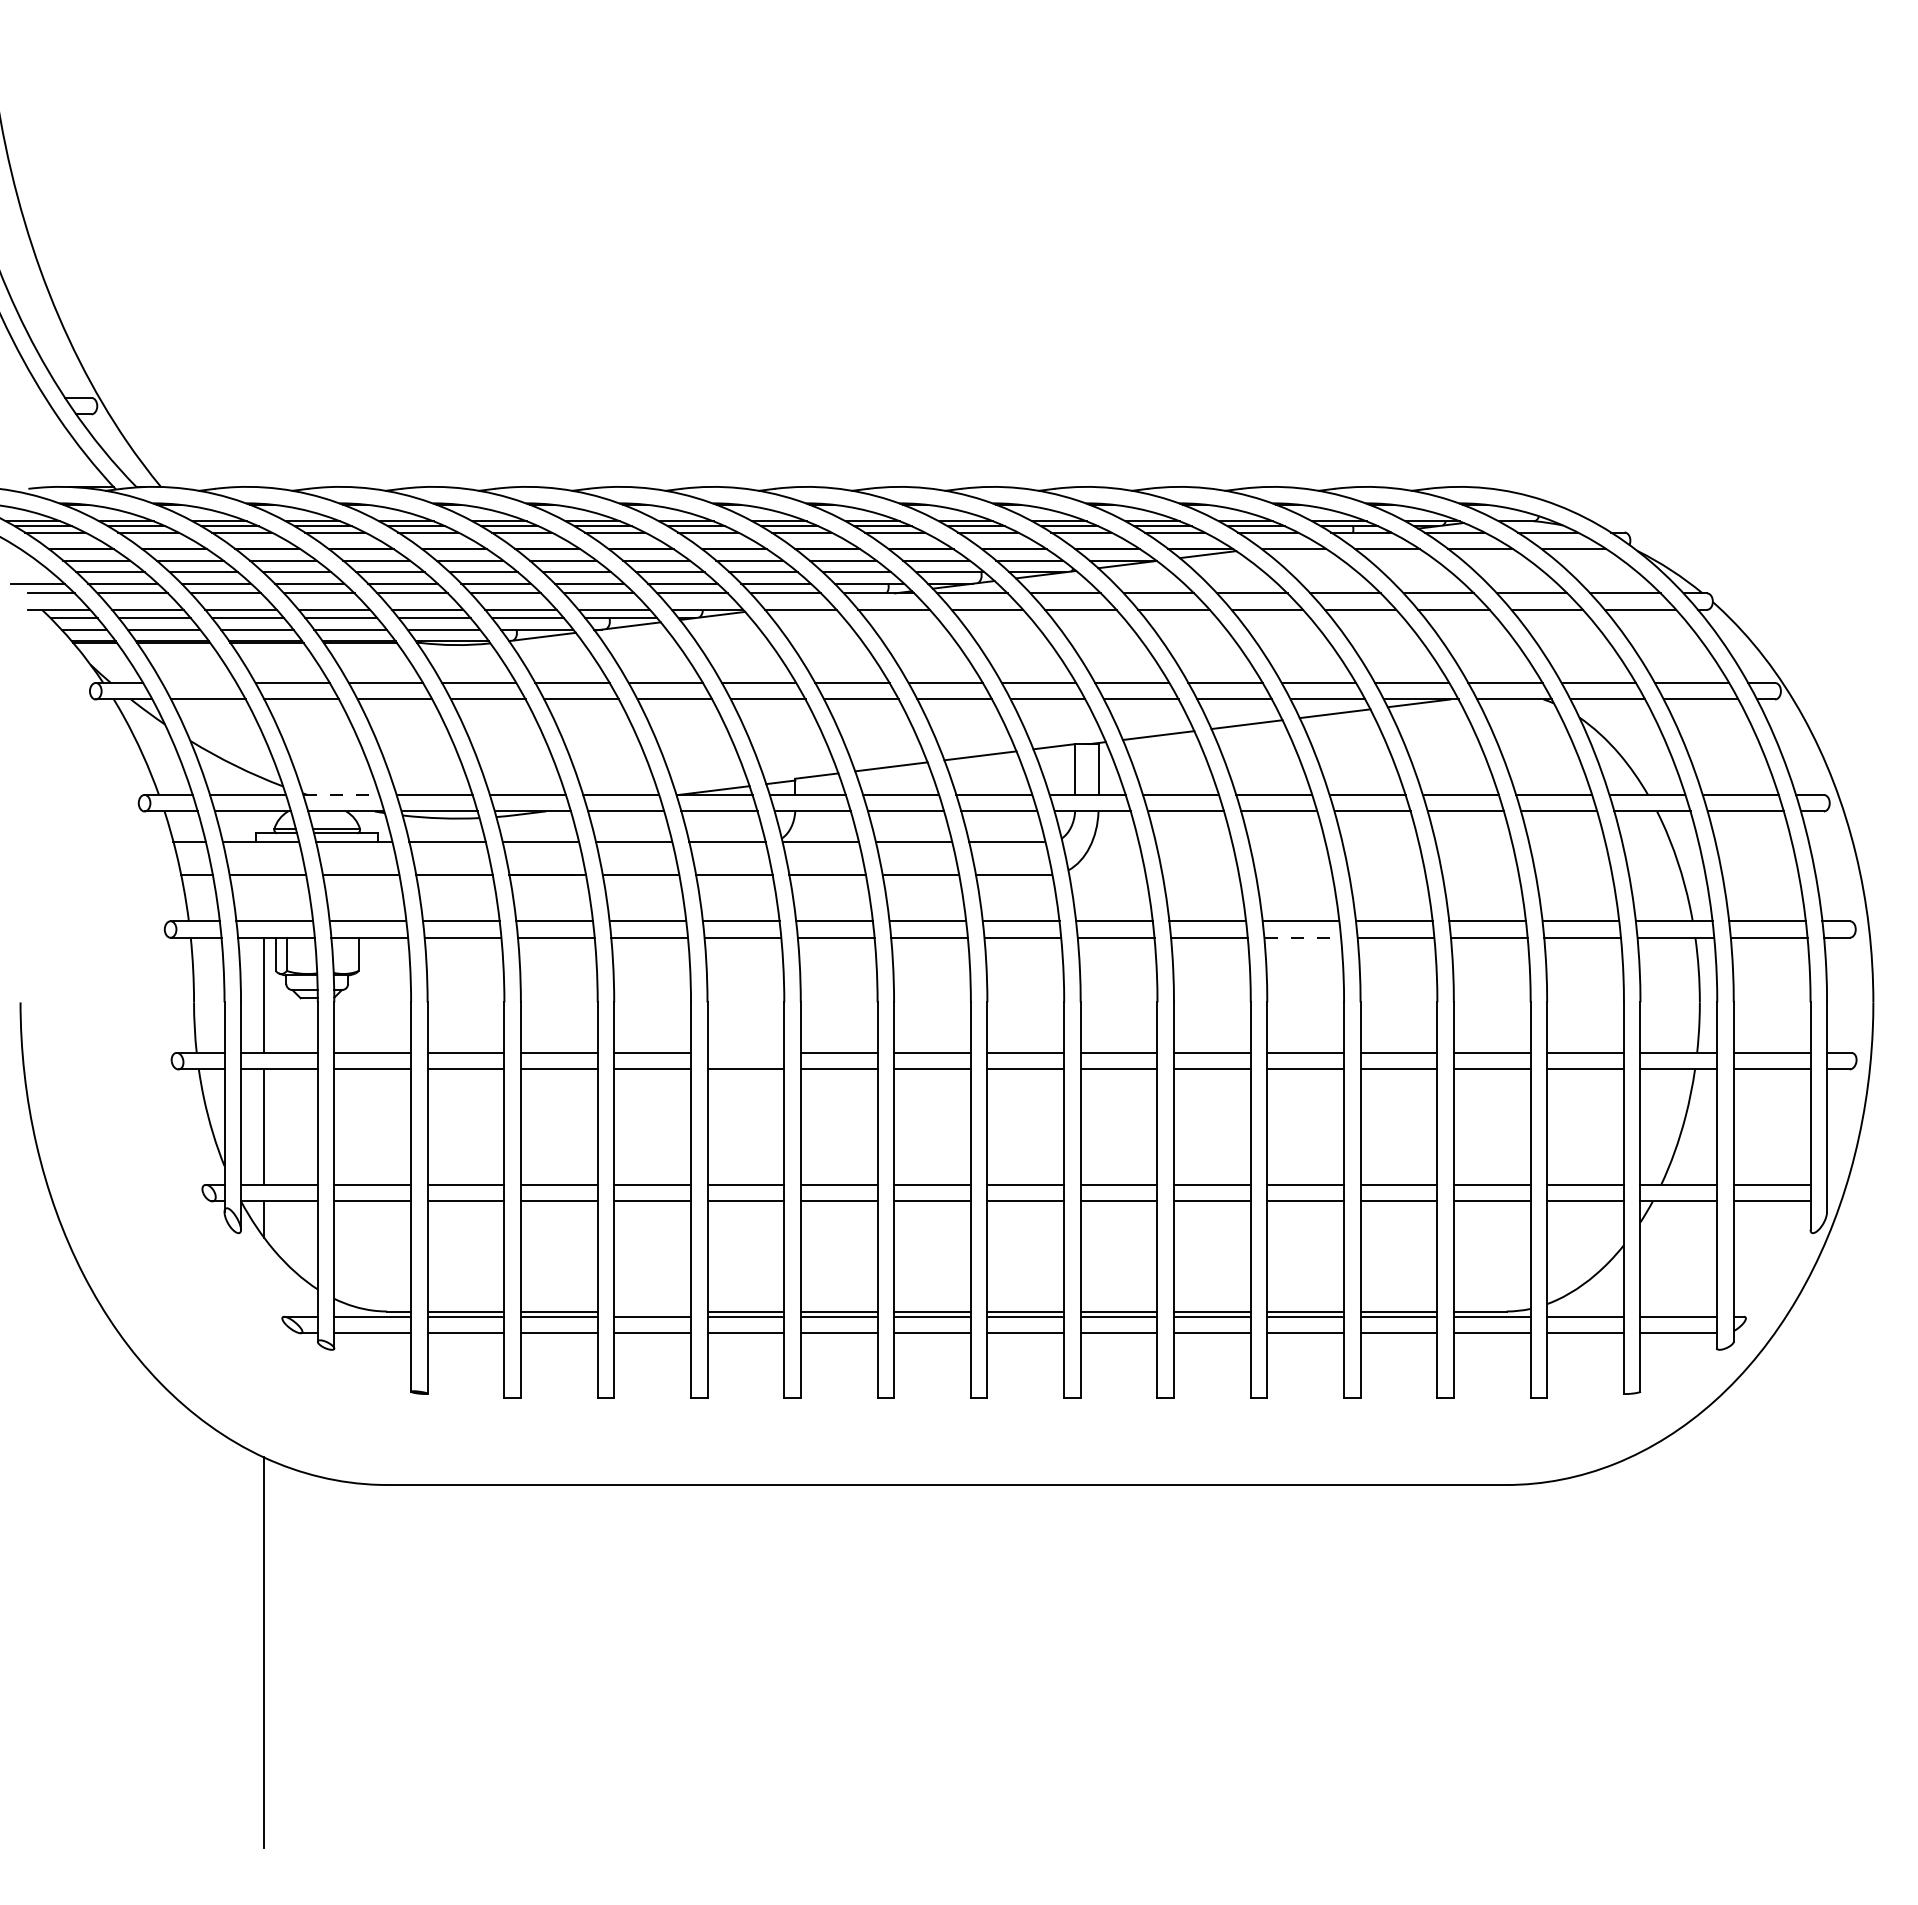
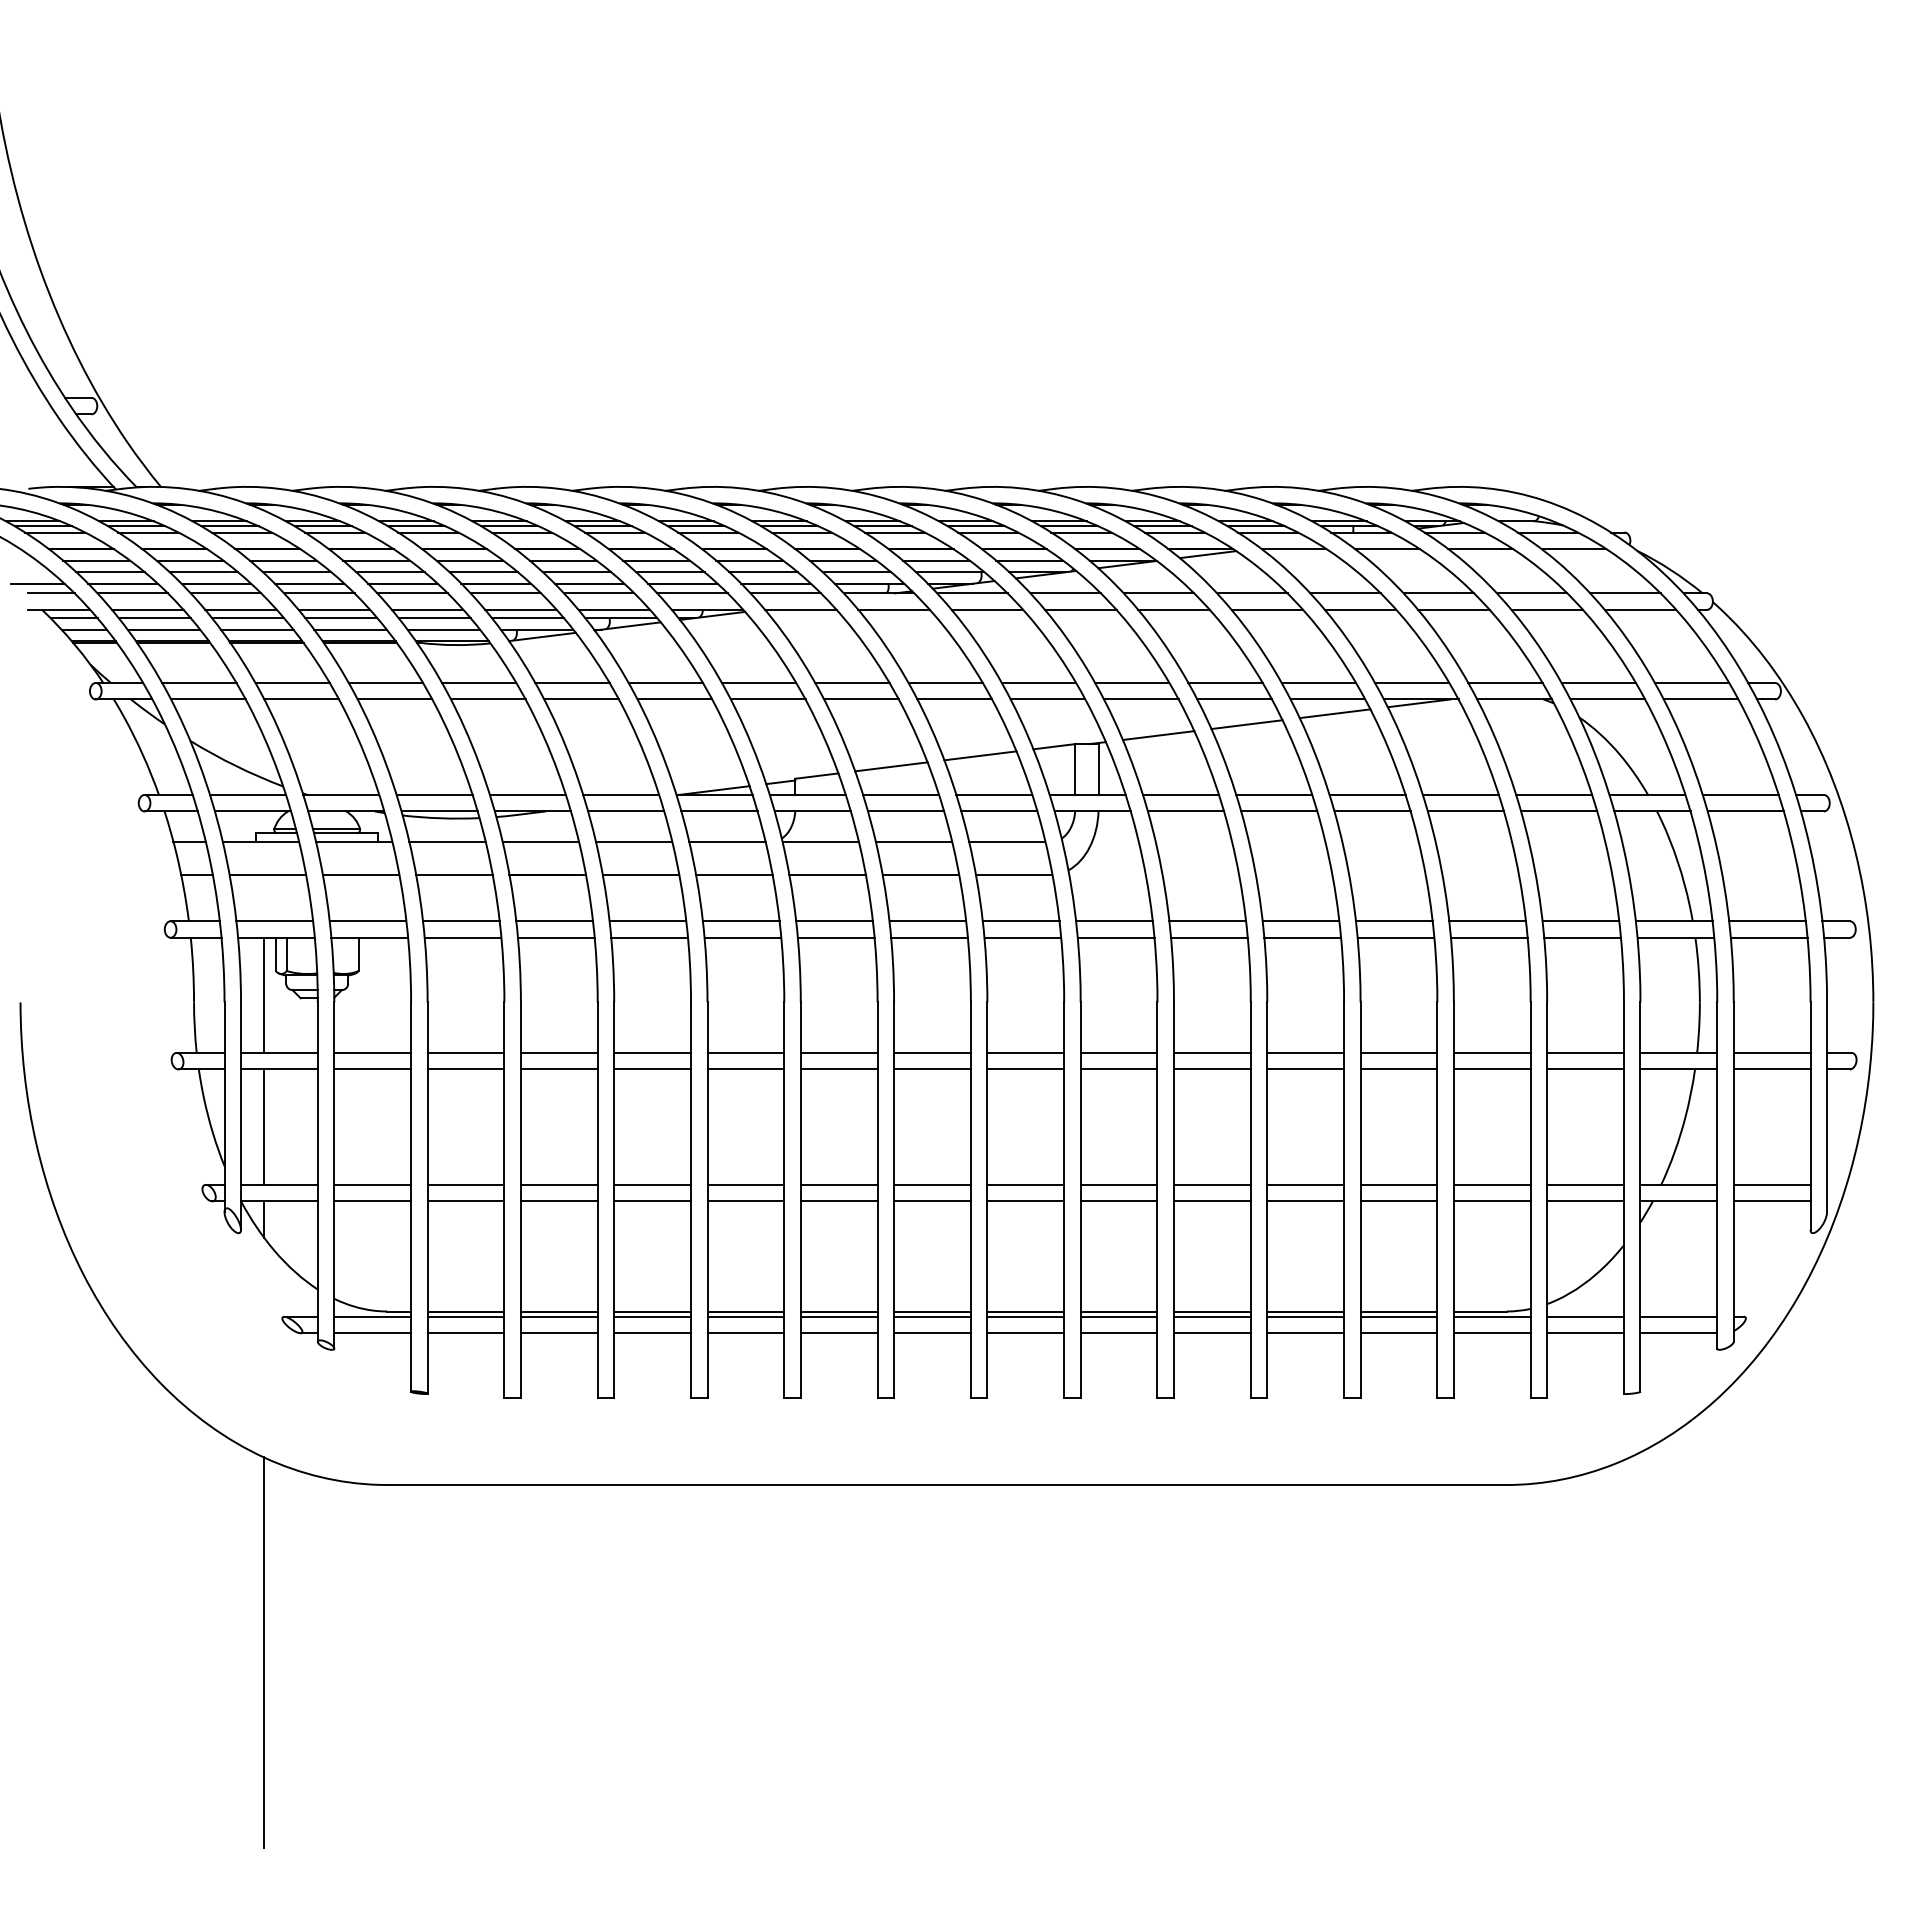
line: none -> present (199, 683)
line: dashed -> solid (341, 794)
line: dashed -> solid (1303, 937)
line: none -> present (745, 1052)
line: none -> present (652, 1311)
